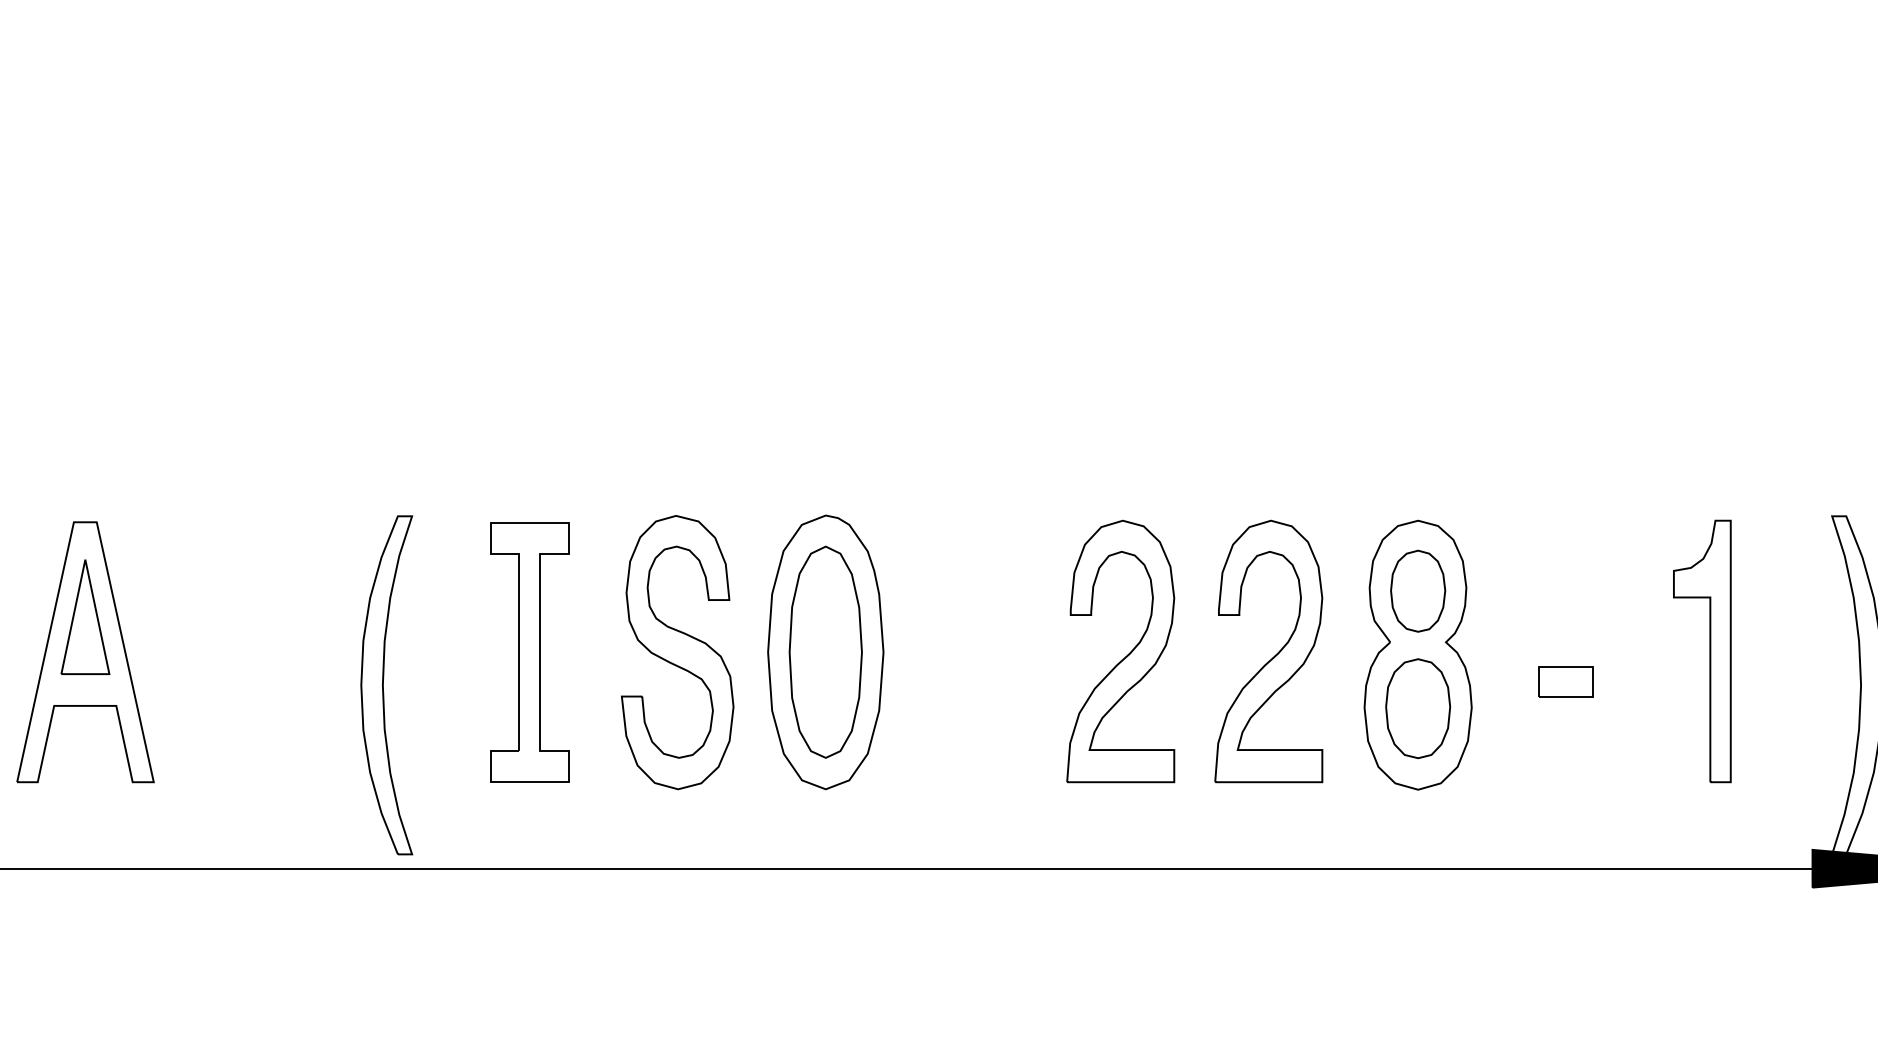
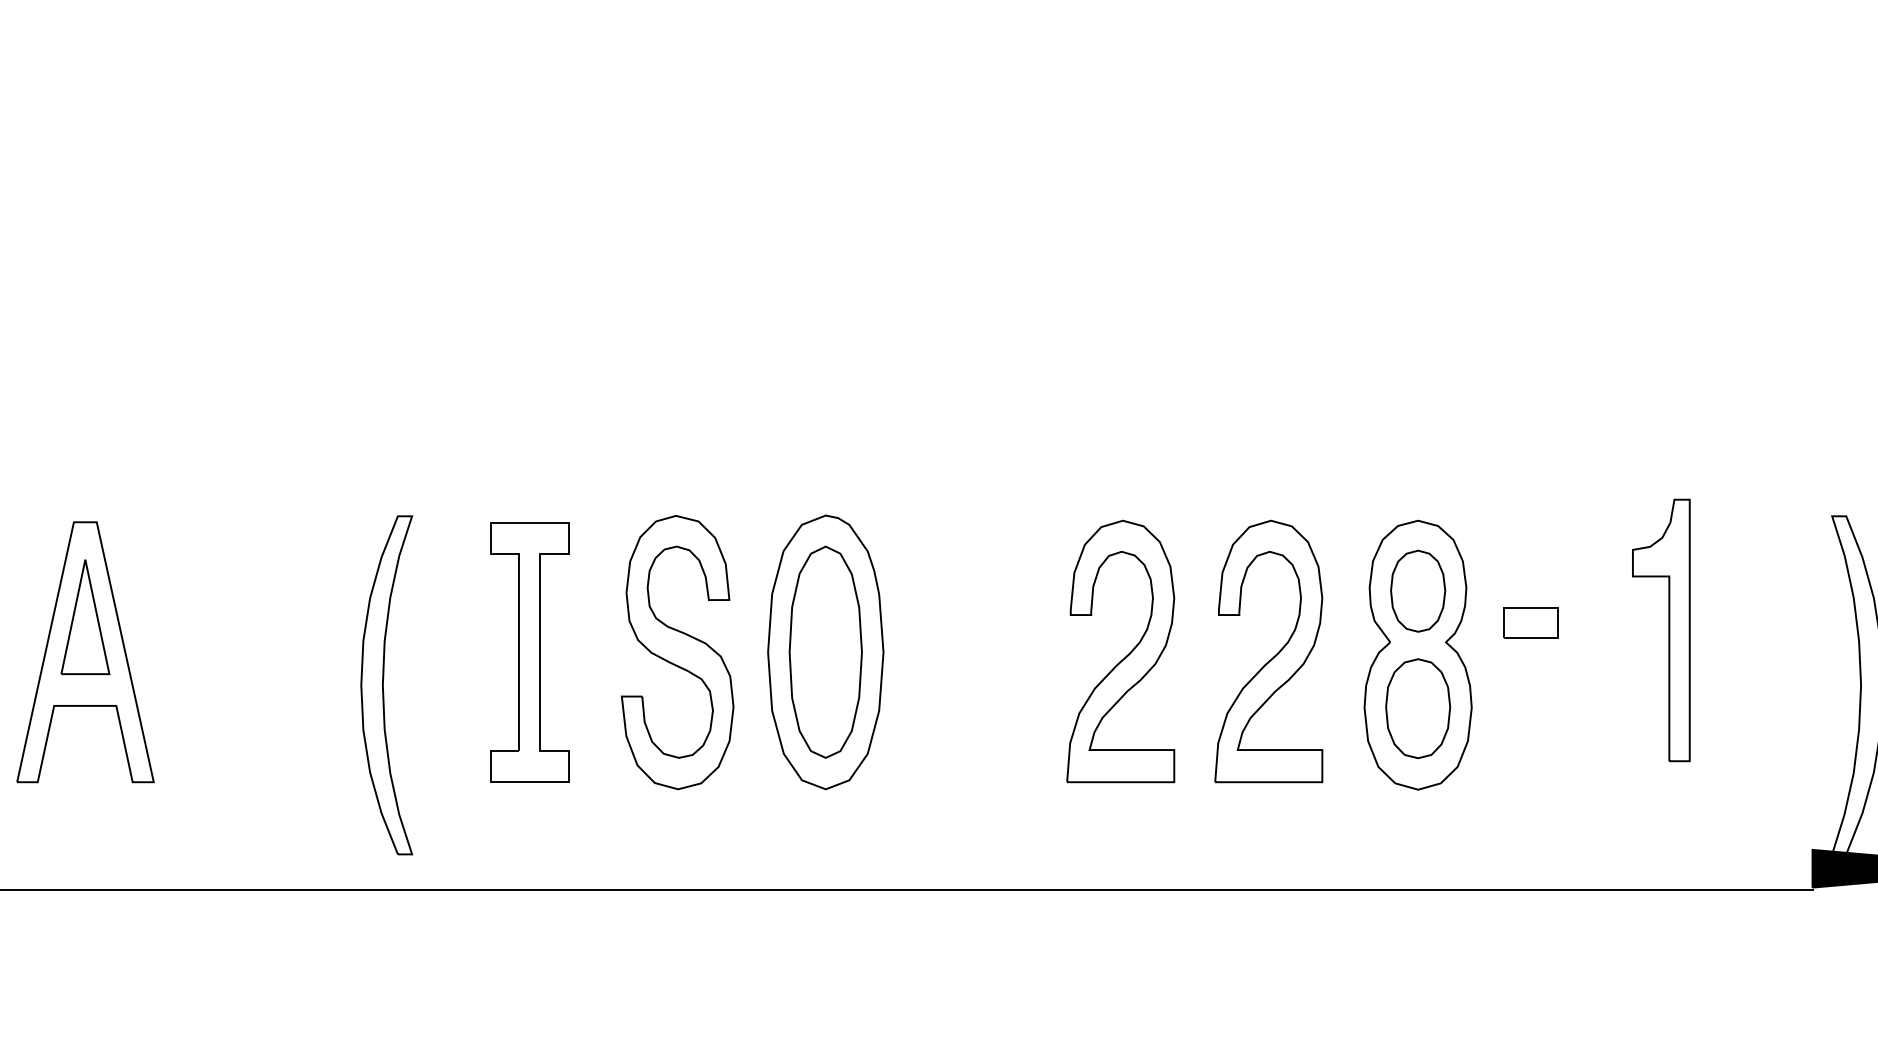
part position: (1709, 651) -> (1668, 630) (1668, 630)
part position: (1565, 681) -> (1530, 622) (1530, 622)
line position: (907, 868) -> (907, 889) (907, 889)
